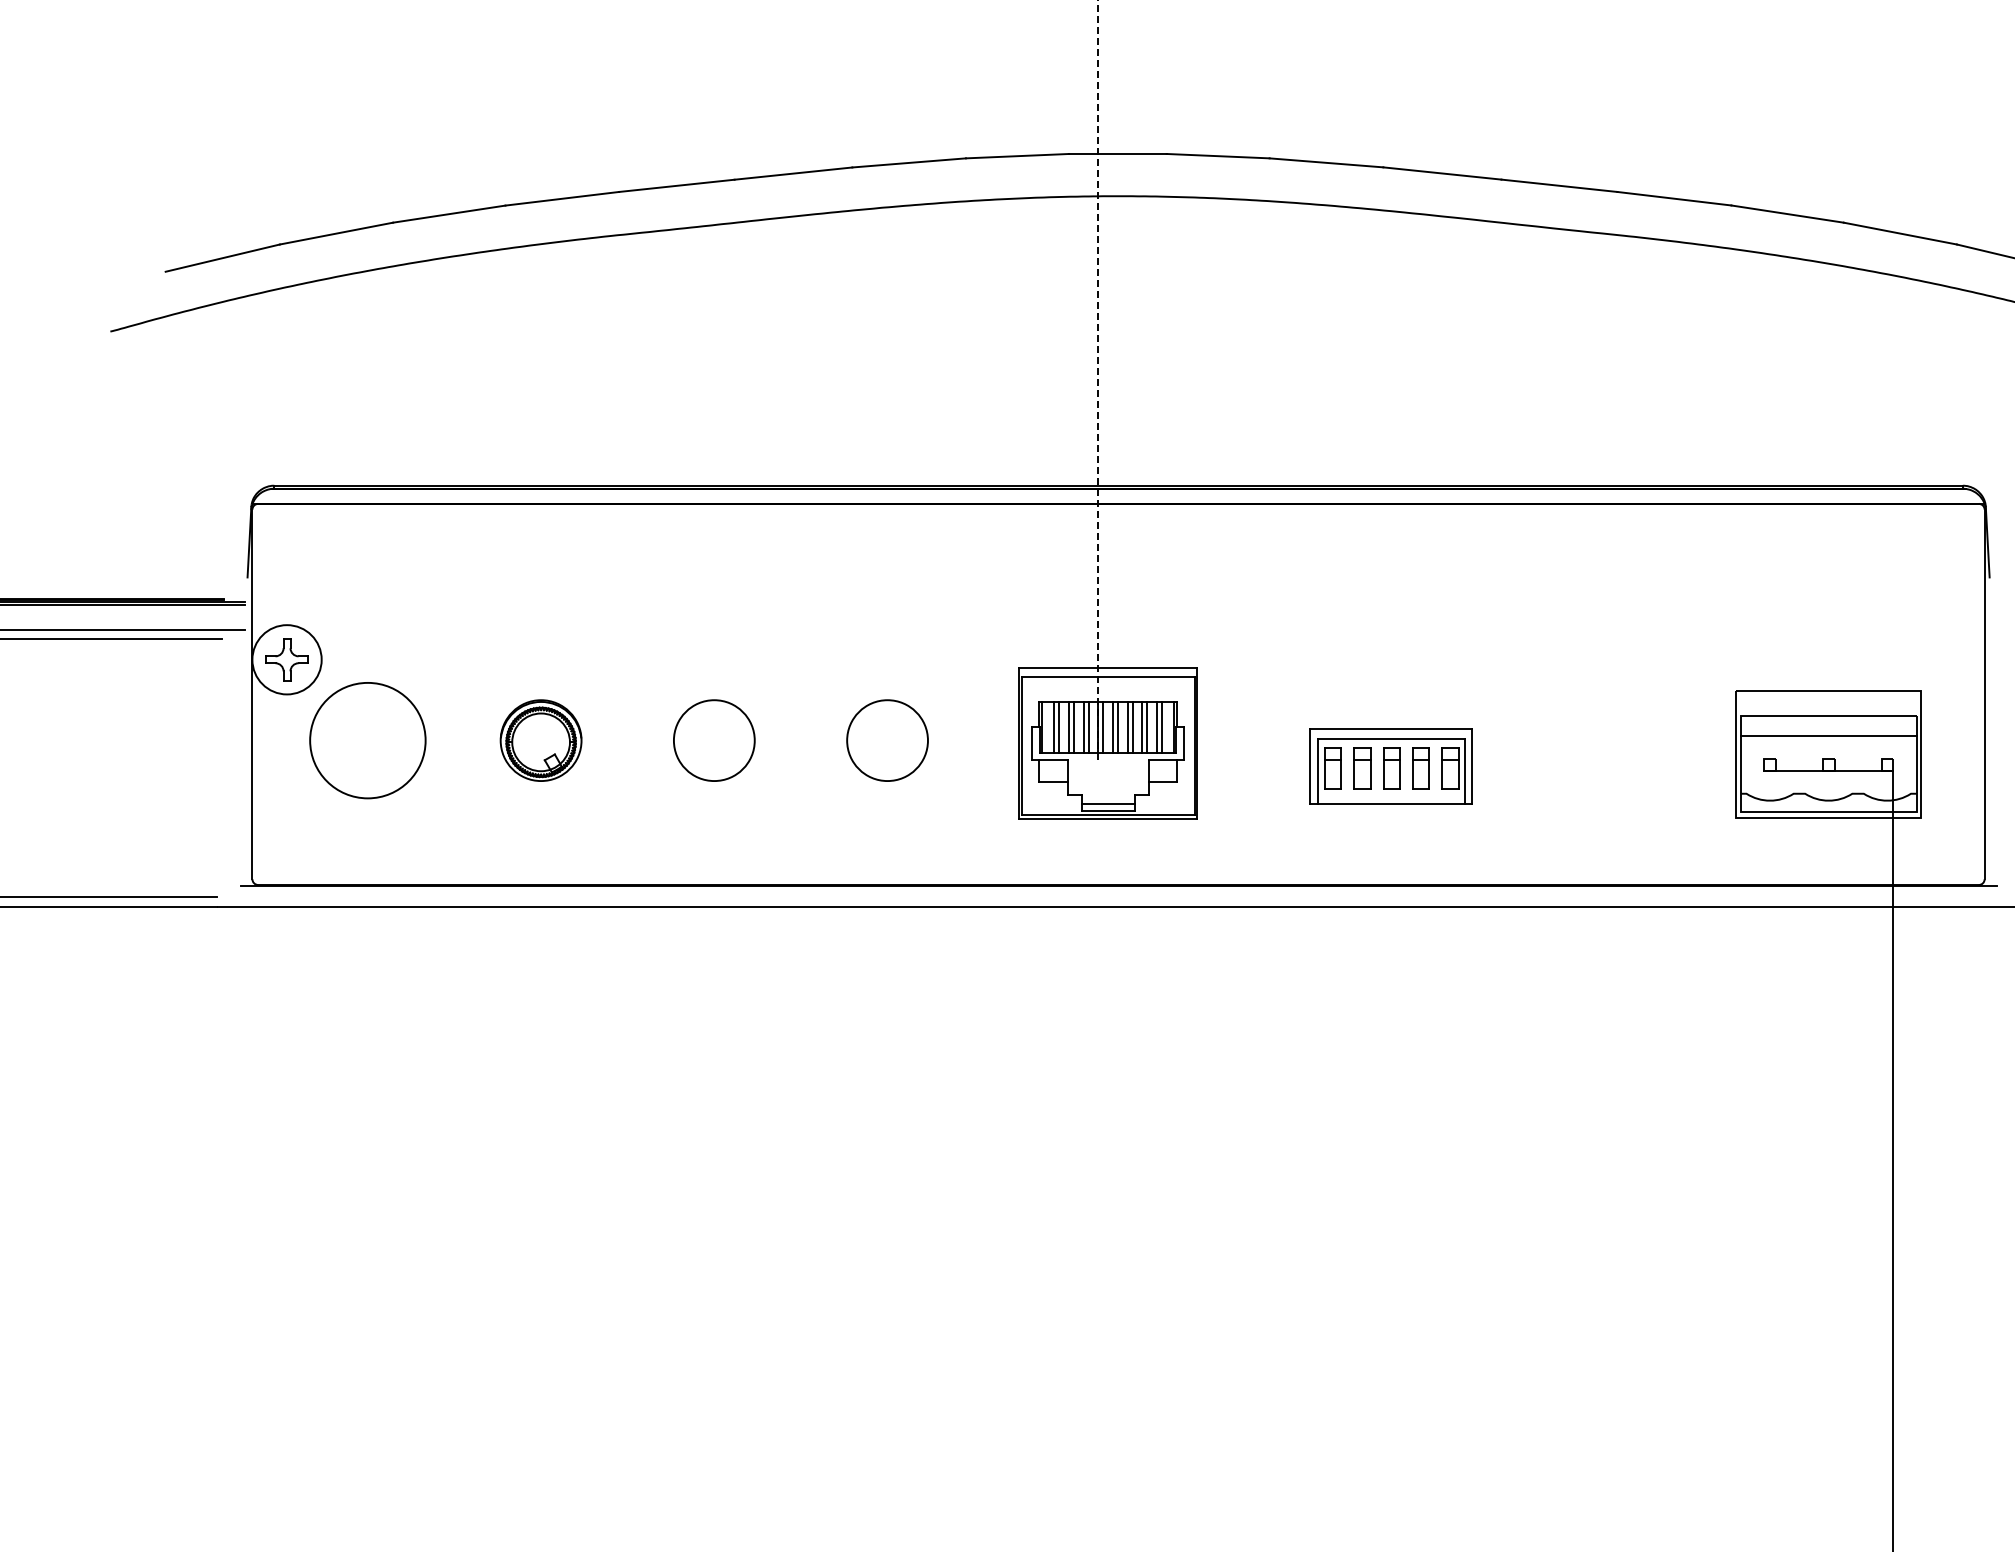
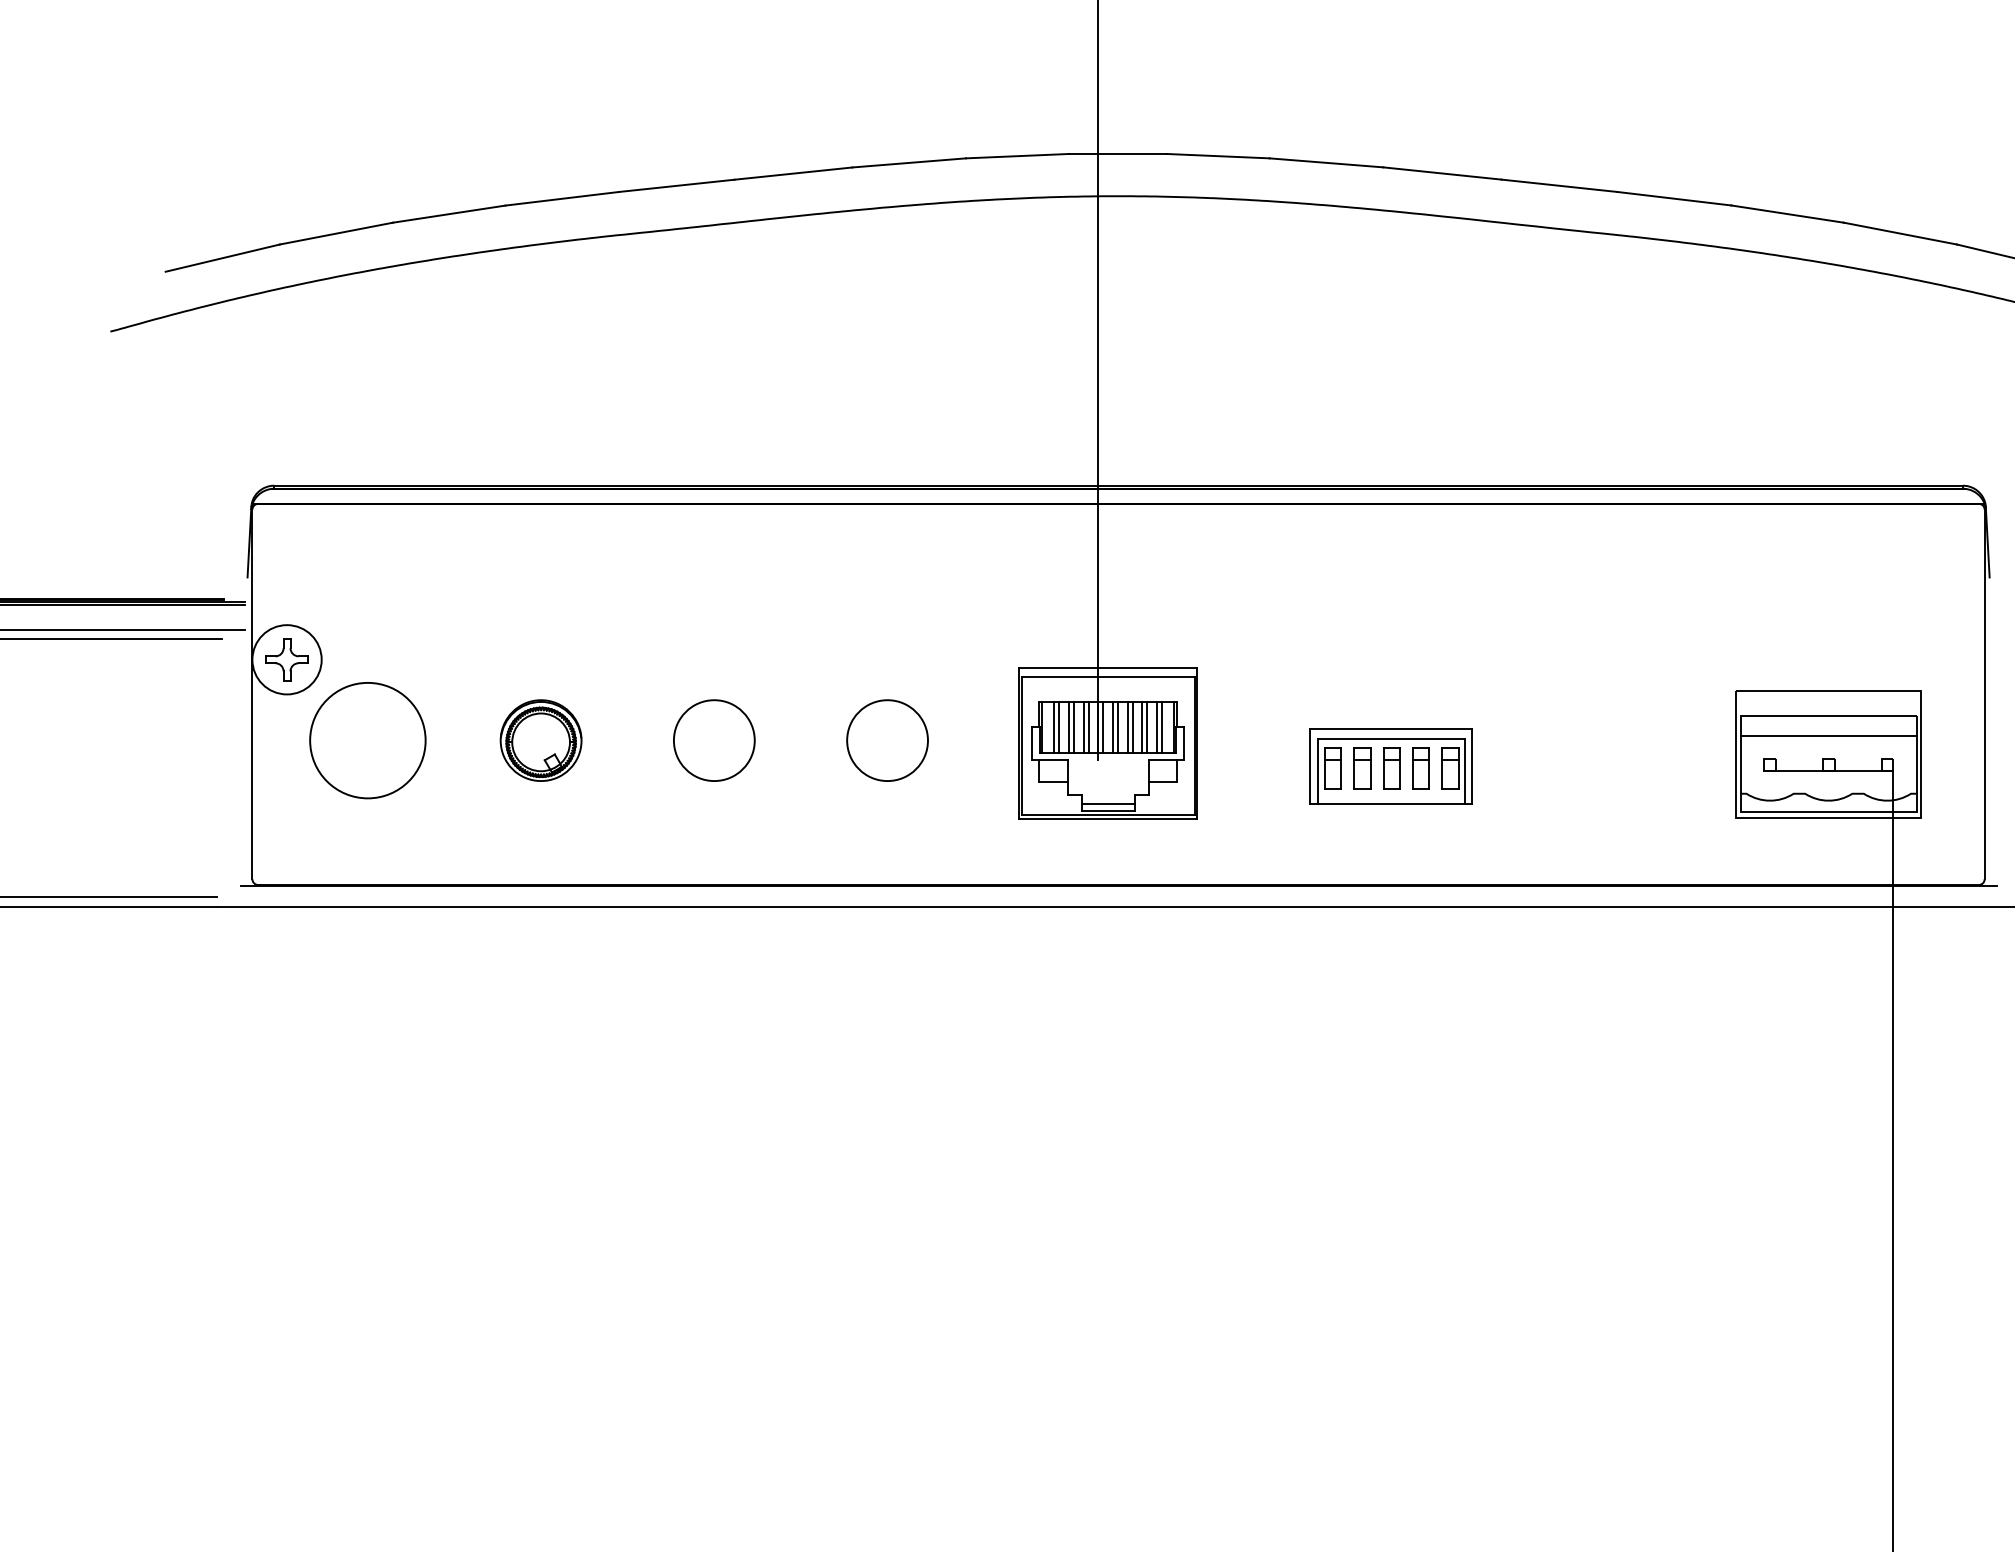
line: dashed -> solid (1098, 379)
